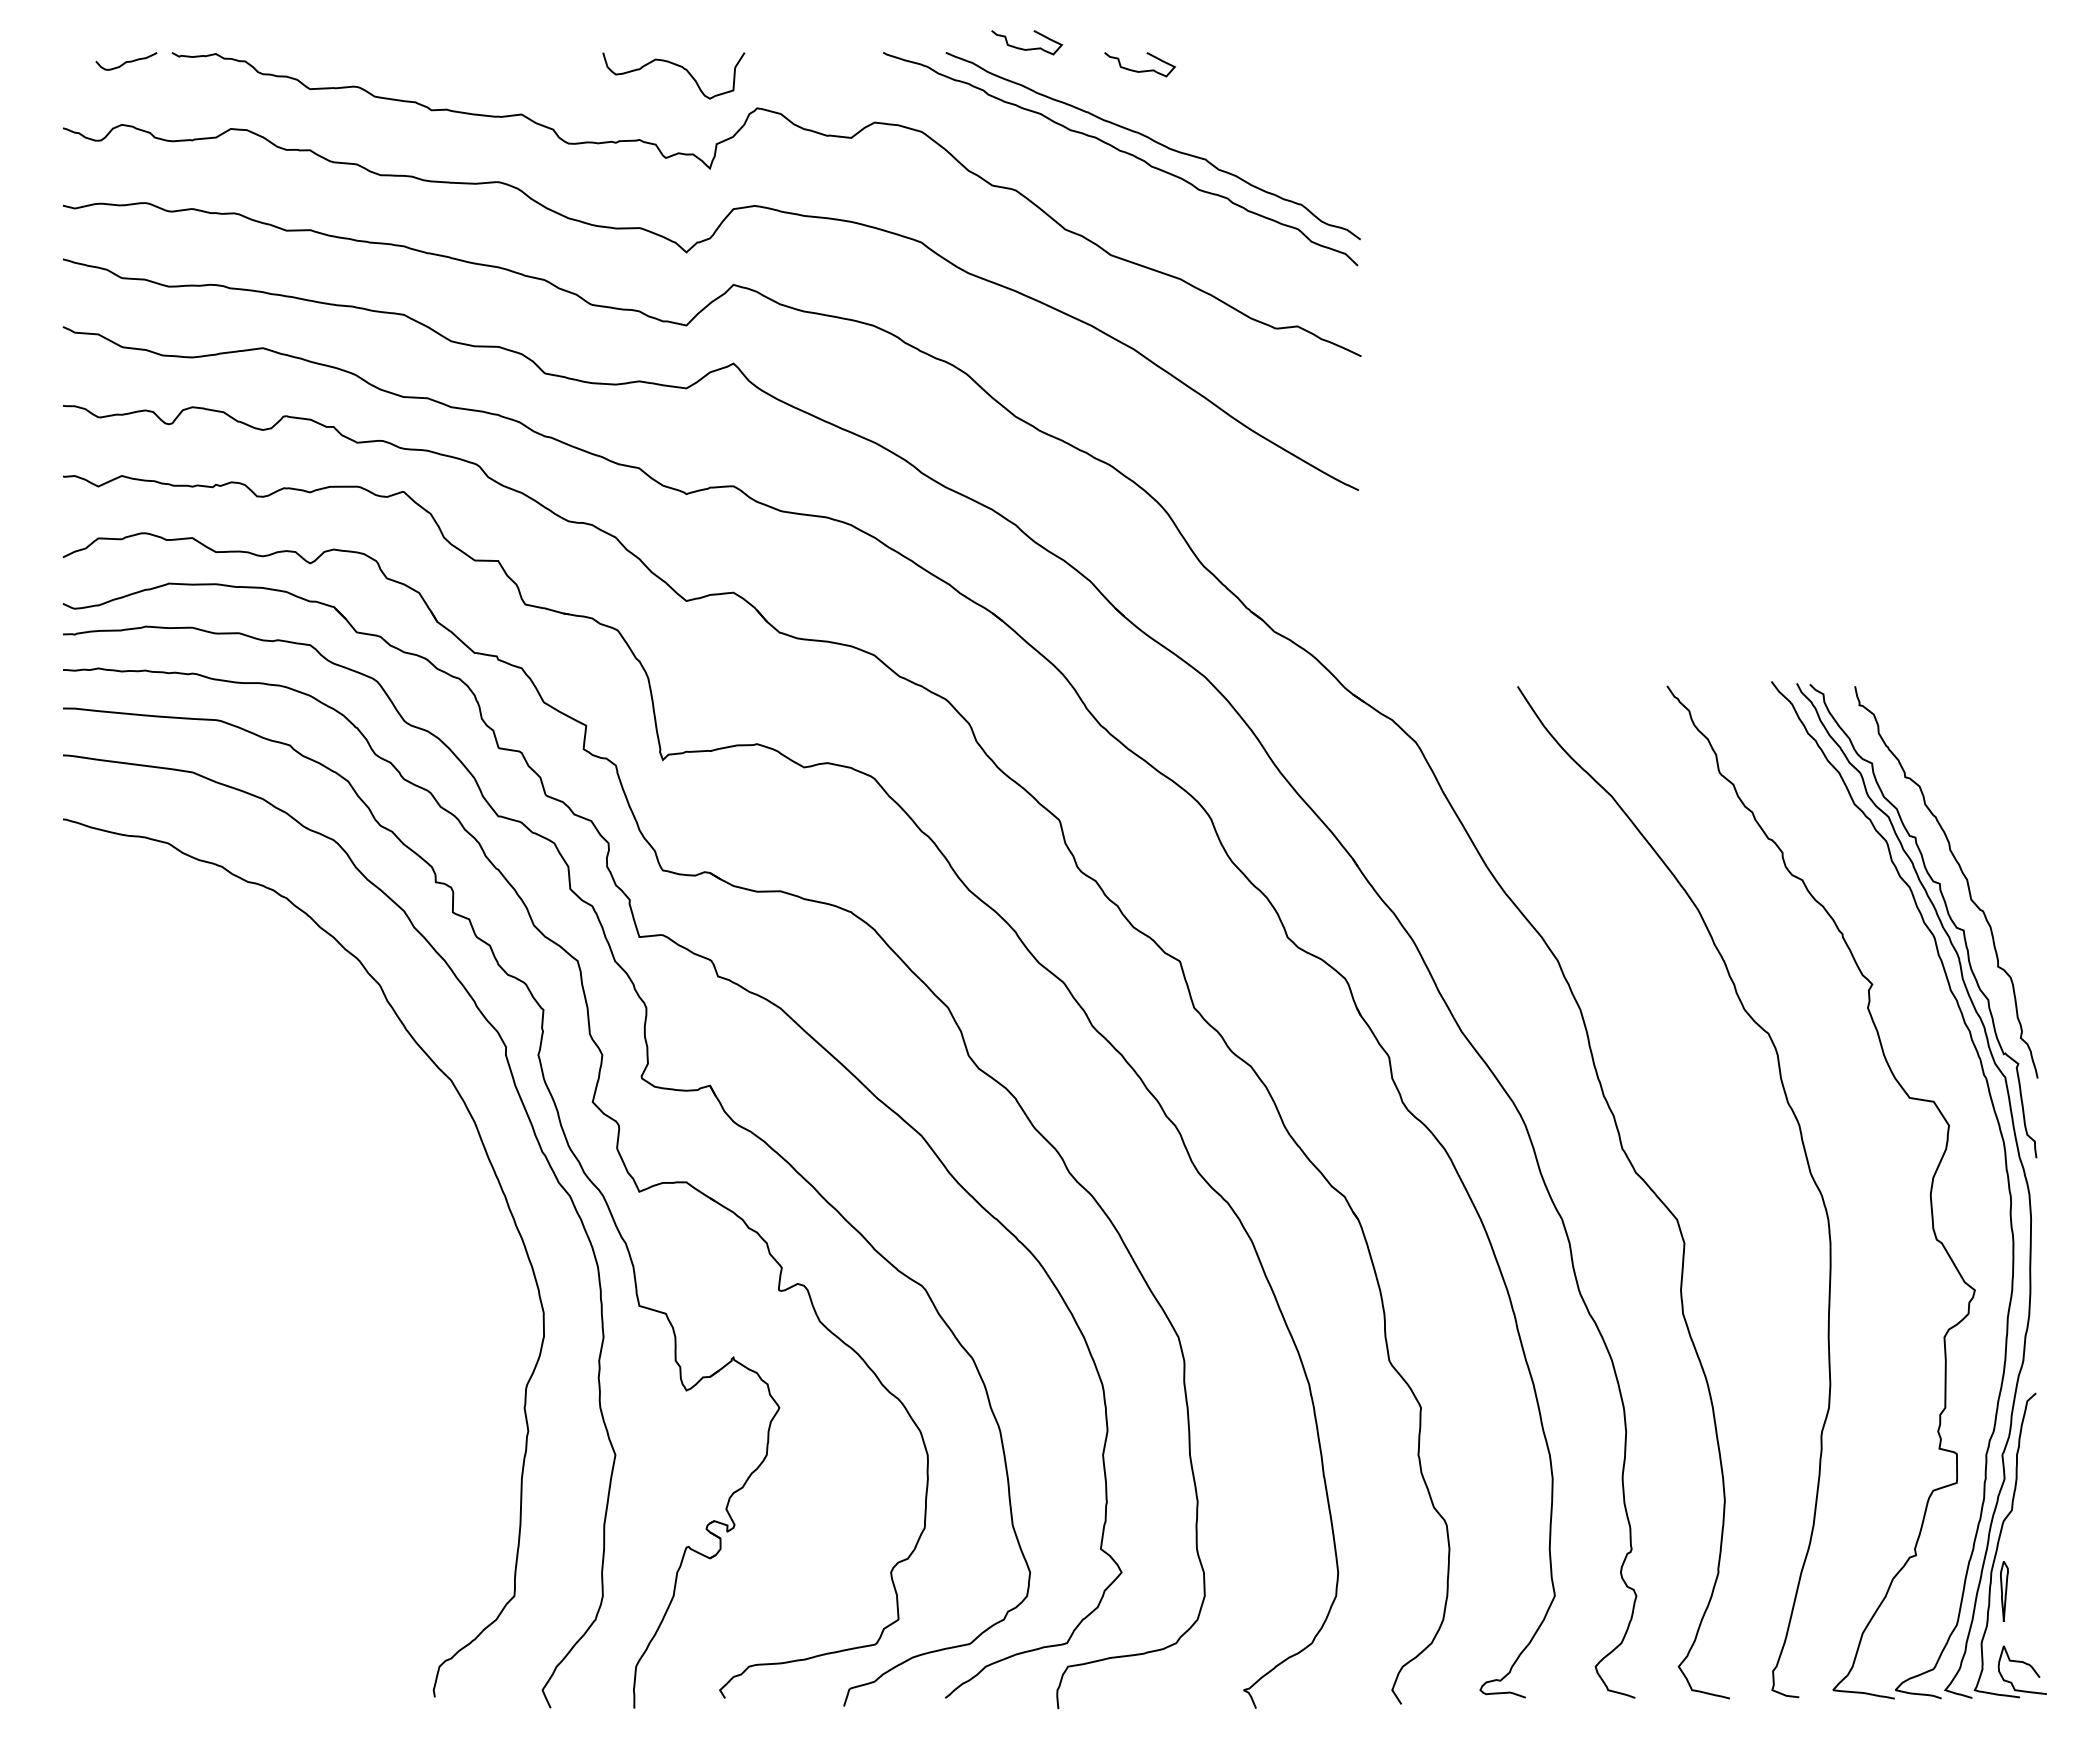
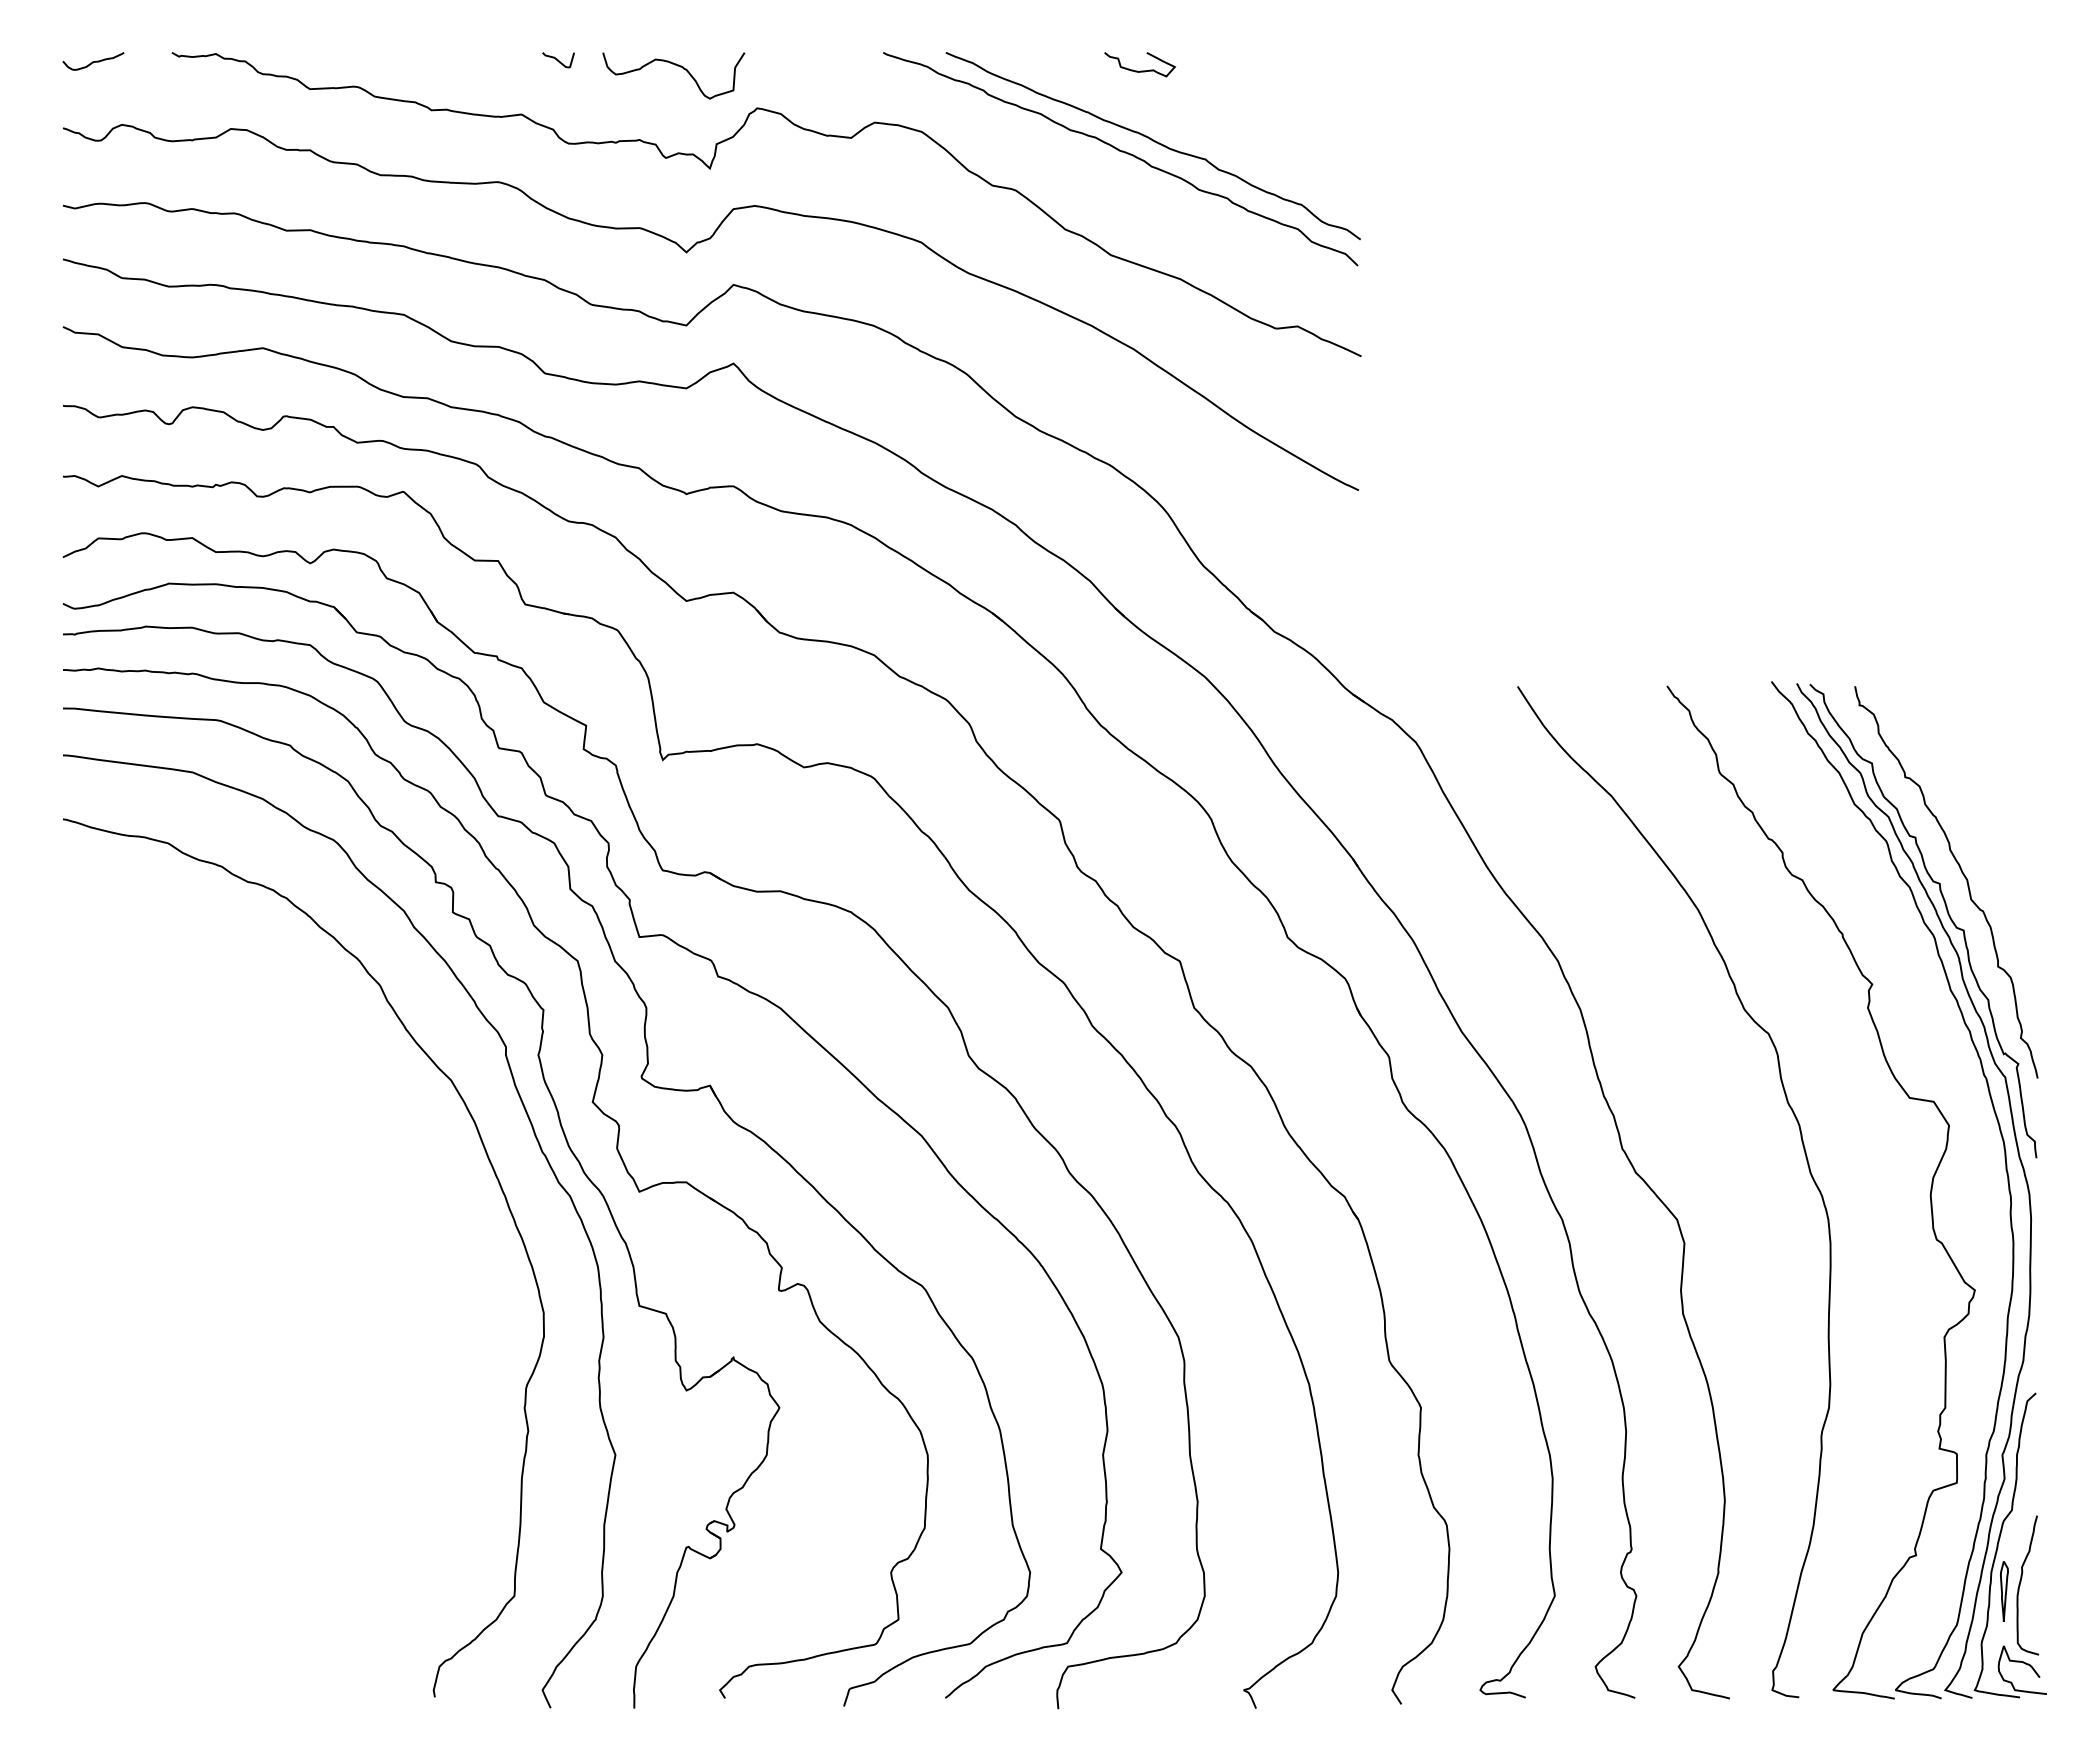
part: present -> none (1027, 42)
curve: none -> present (558, 60)
curve position: (126, 61) -> (93, 61) (93, 61)
curve: none -> present (2021, 1582)
